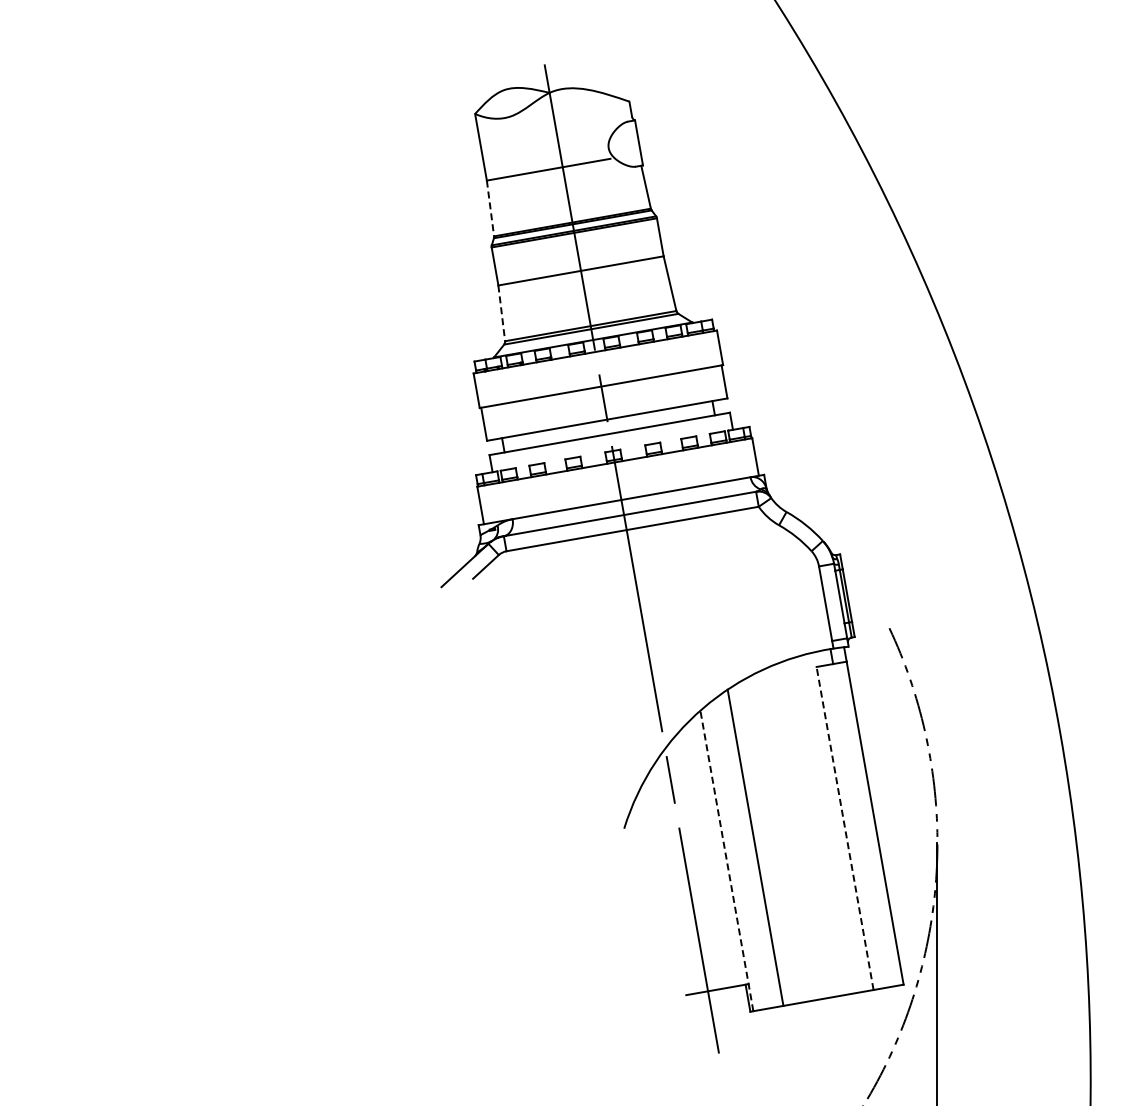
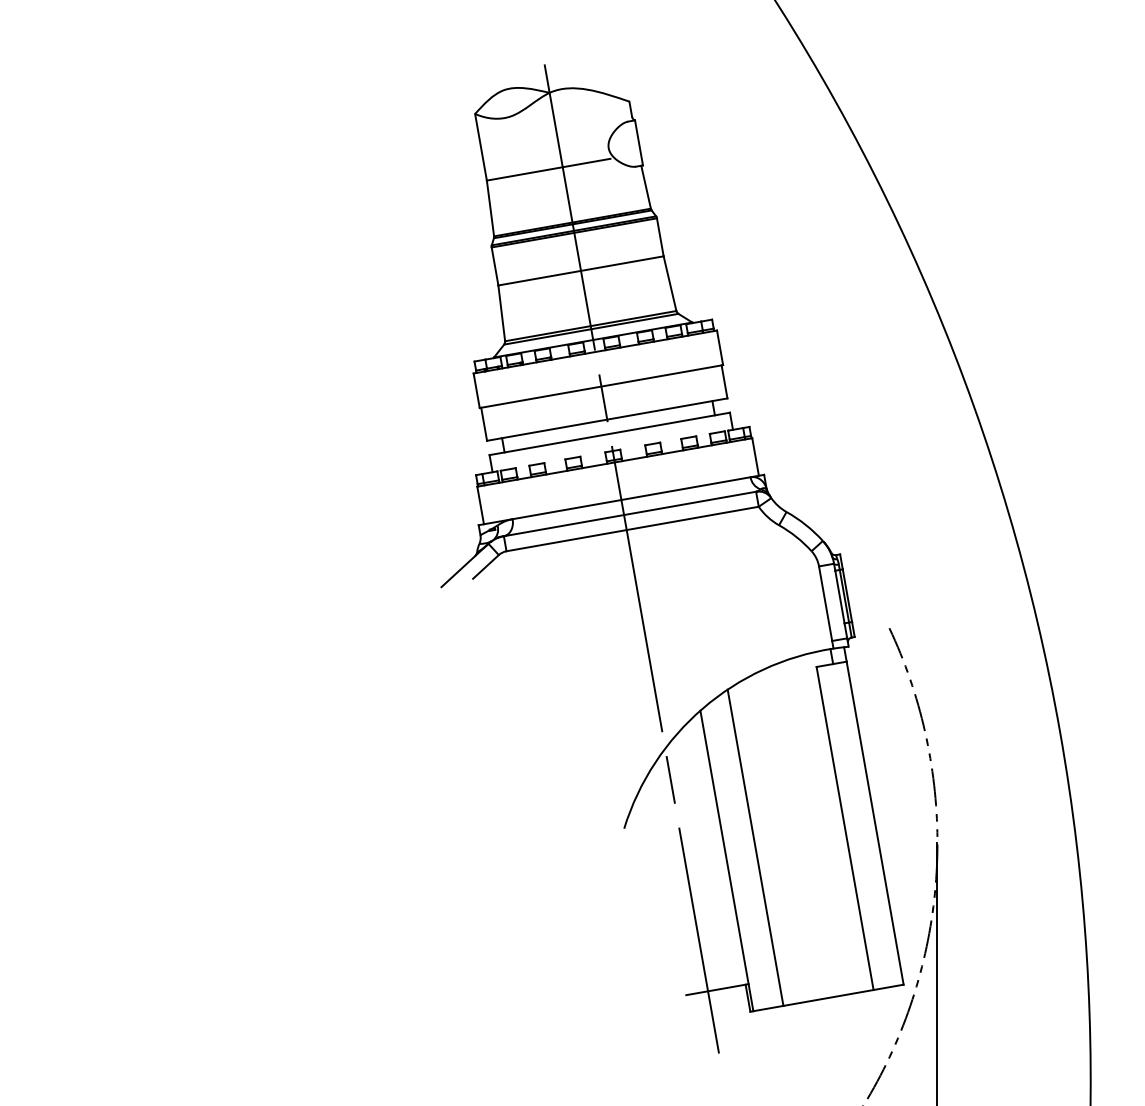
line: dashed -> solid (490, 208)
line: dashed -> solid (501, 313)
line: dashed -> solid (845, 828)
line: dashed -> solid (726, 860)
